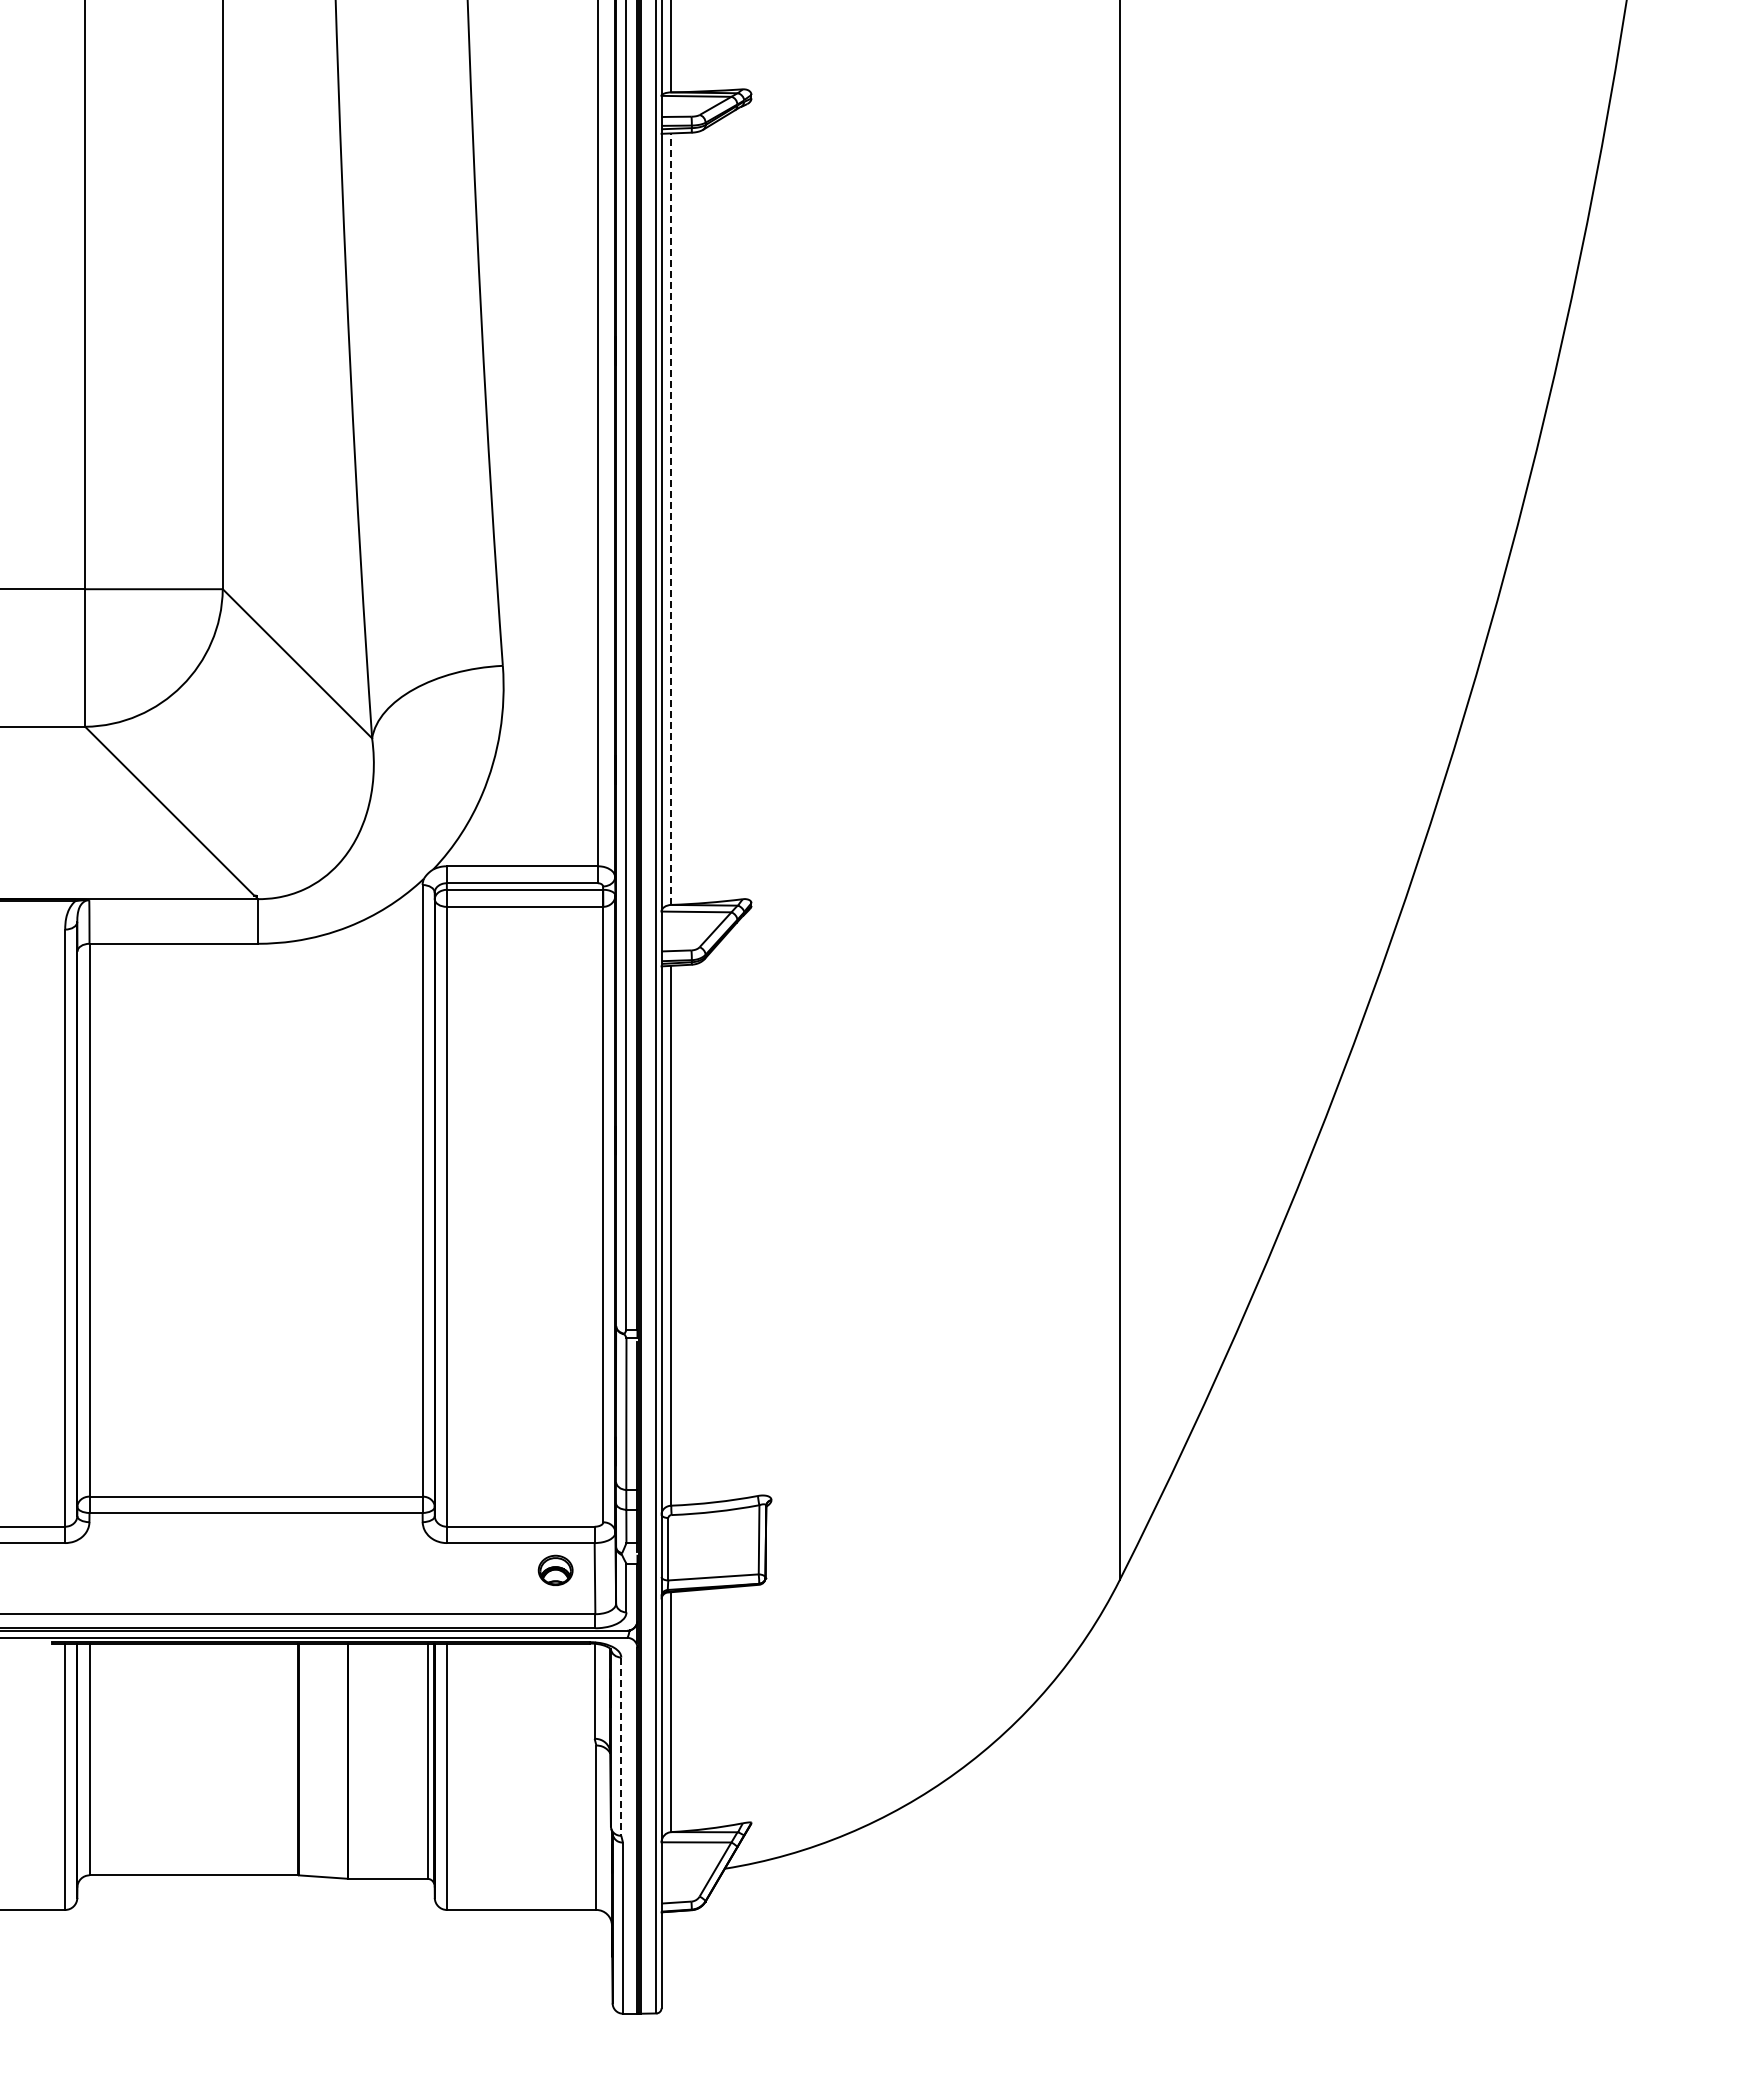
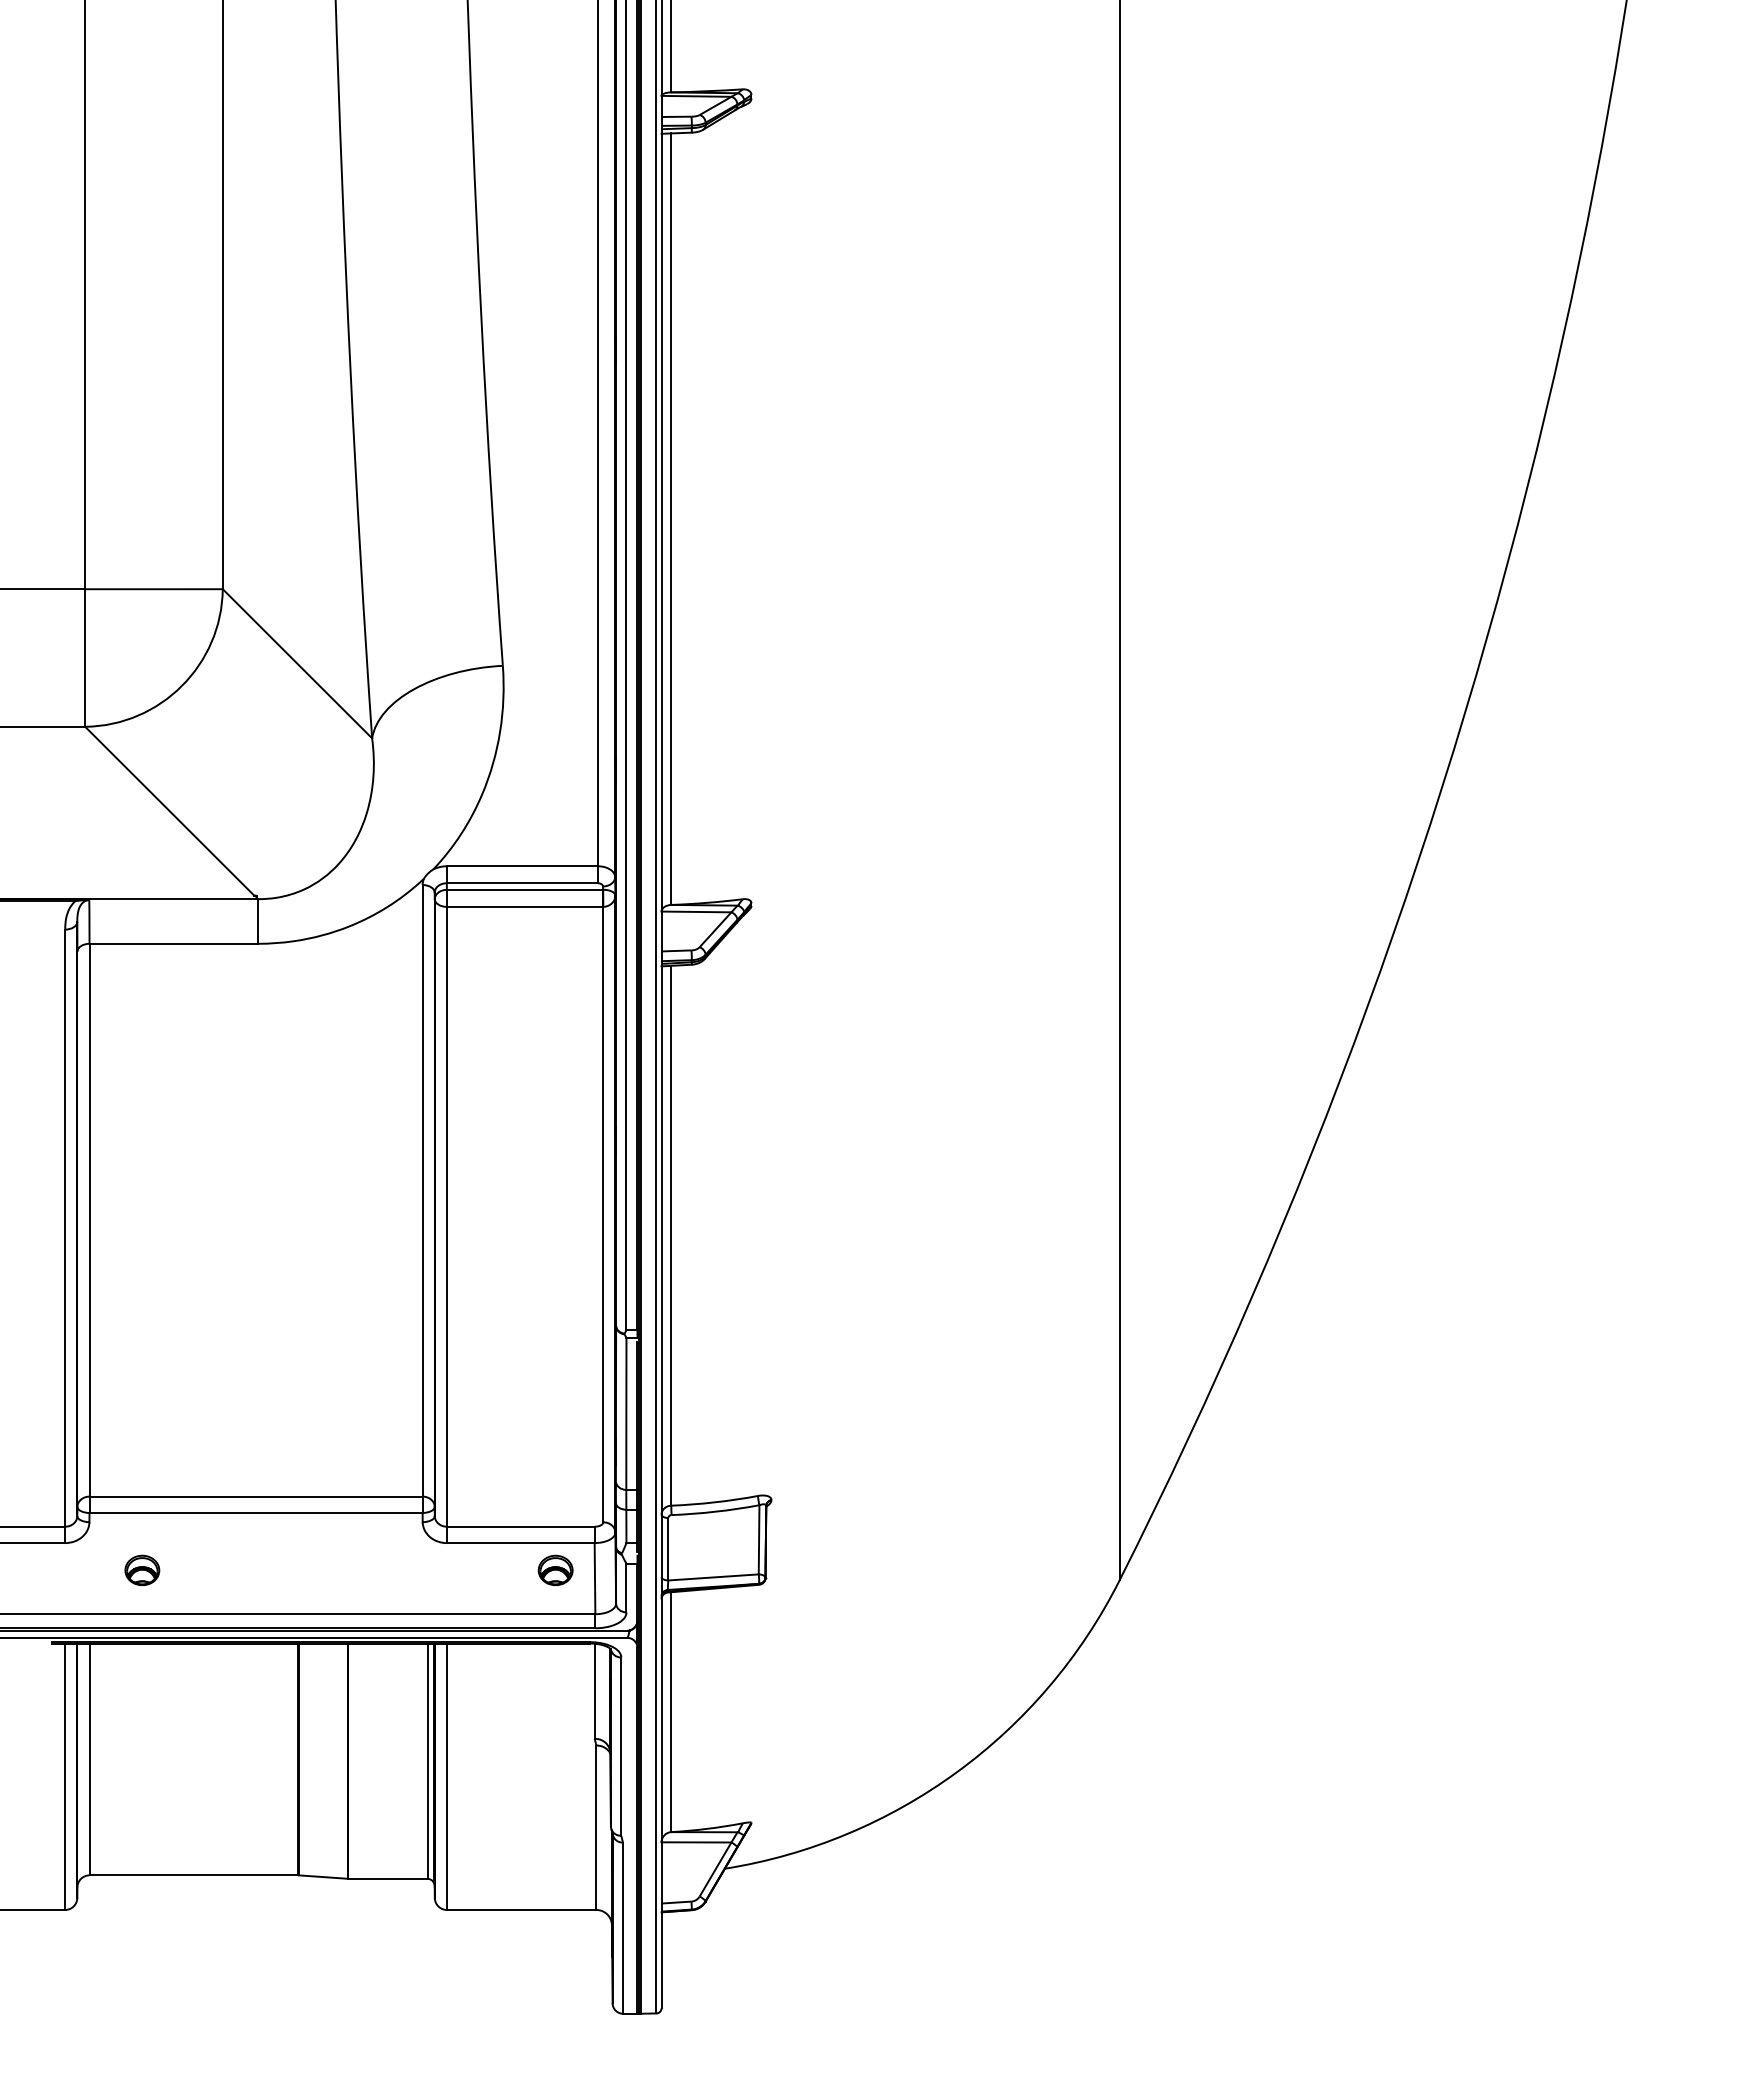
line: dashed -> solid (671, 519)
part: none -> present (142, 1569)
line: dashed -> solid (621, 1747)
